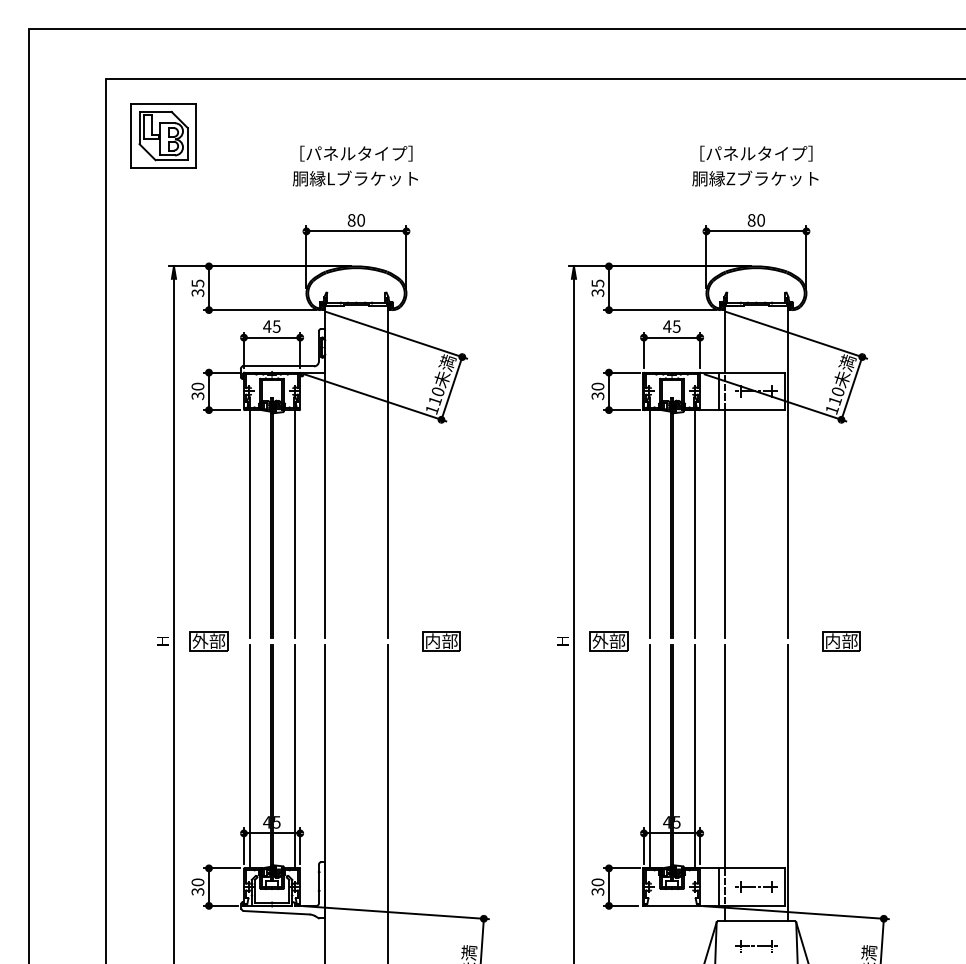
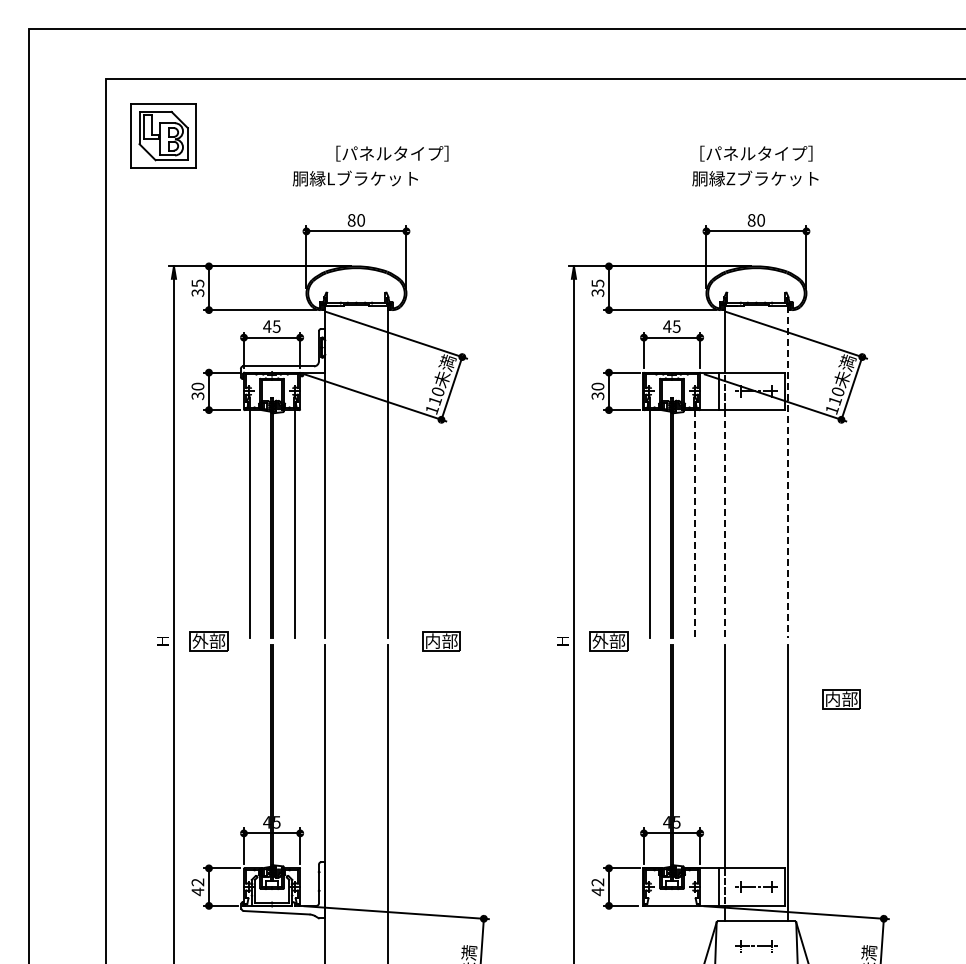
text position: (356, 153) -> (392, 153) (392, 153)
line: solid -> dashed (787, 472)
line: solid -> dashed (694, 524)
line: solid -> dashed (725, 524)
part position: (841, 641) -> (841, 699) (841, 699)
line: present -> none (249, 756)
line: present -> none (294, 756)
line: present -> none (649, 756)
line: present -> none (694, 756)
text: 30 -> 42 (197, 887)
text: 30 -> 42 (597, 887)
